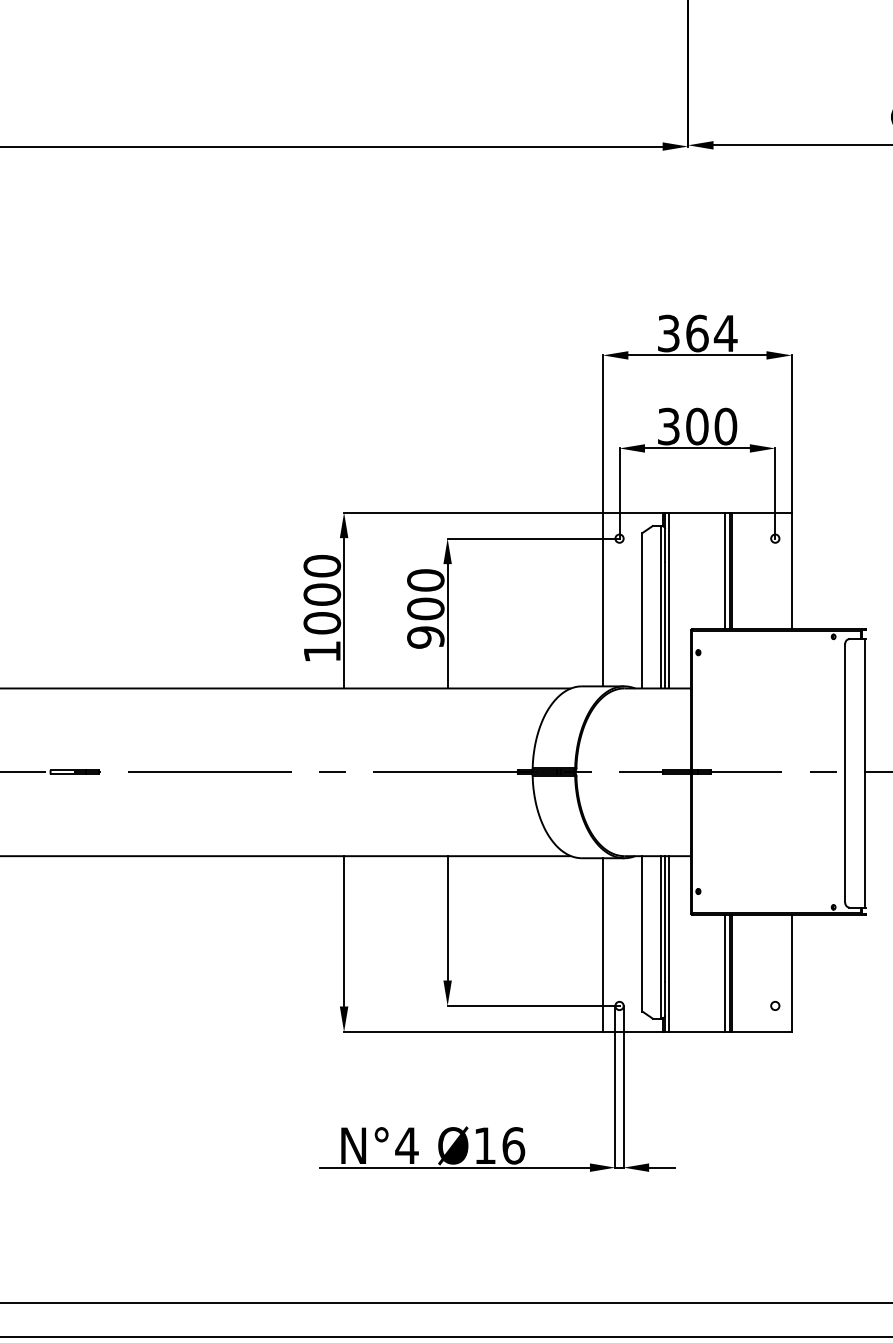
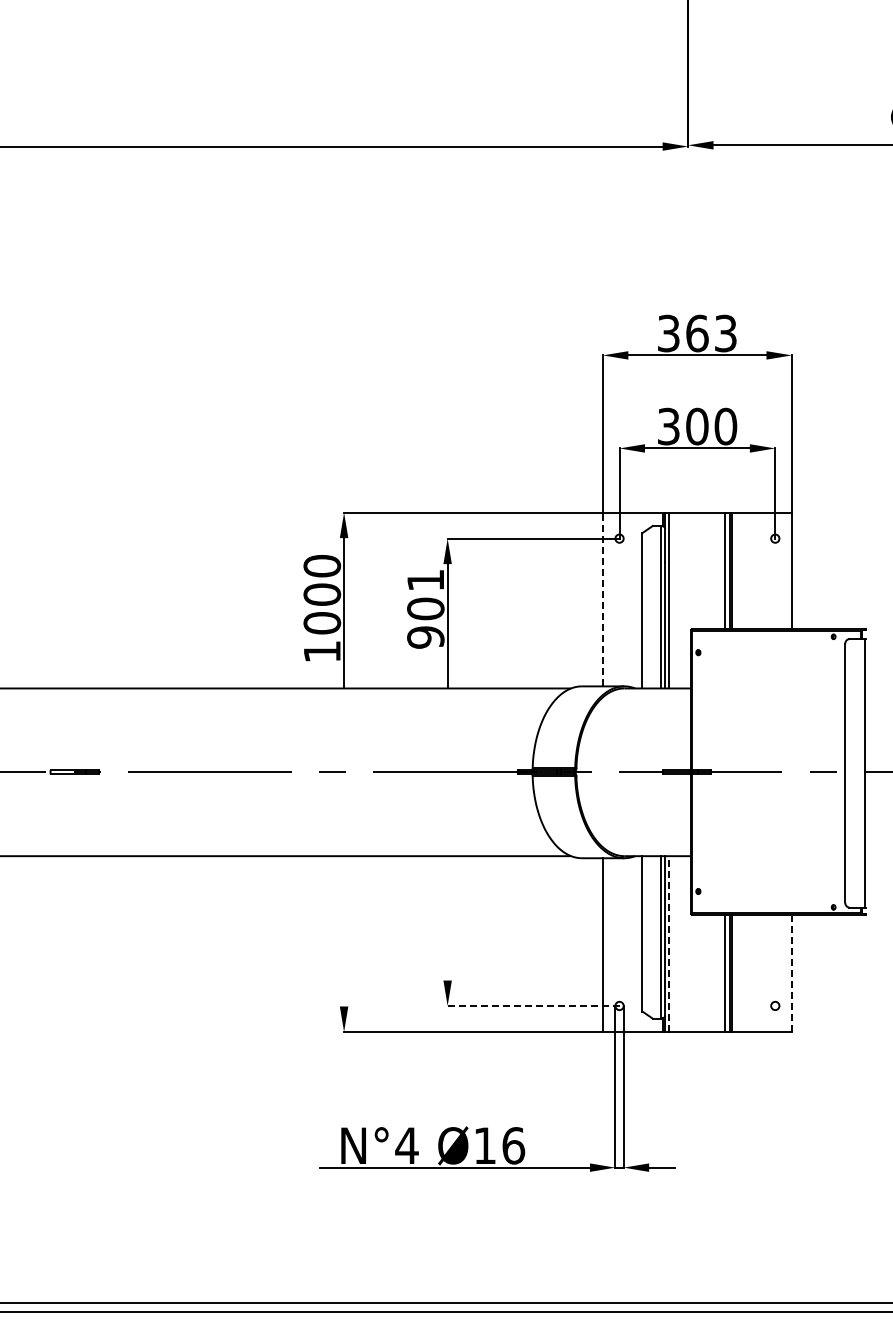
text: 364 -> 363 (725, 333)
text: 900 -> 901 (425, 580)
line: solid -> dashed (602, 599)
line: present -> none (447, 918)
line: present -> none (344, 931)
line: solid -> dashed (669, 944)
line: solid -> dashed (791, 973)
line: solid -> dashed (533, 1005)
line position: (445, 1336) -> (445, 1311) (445, 1311)
